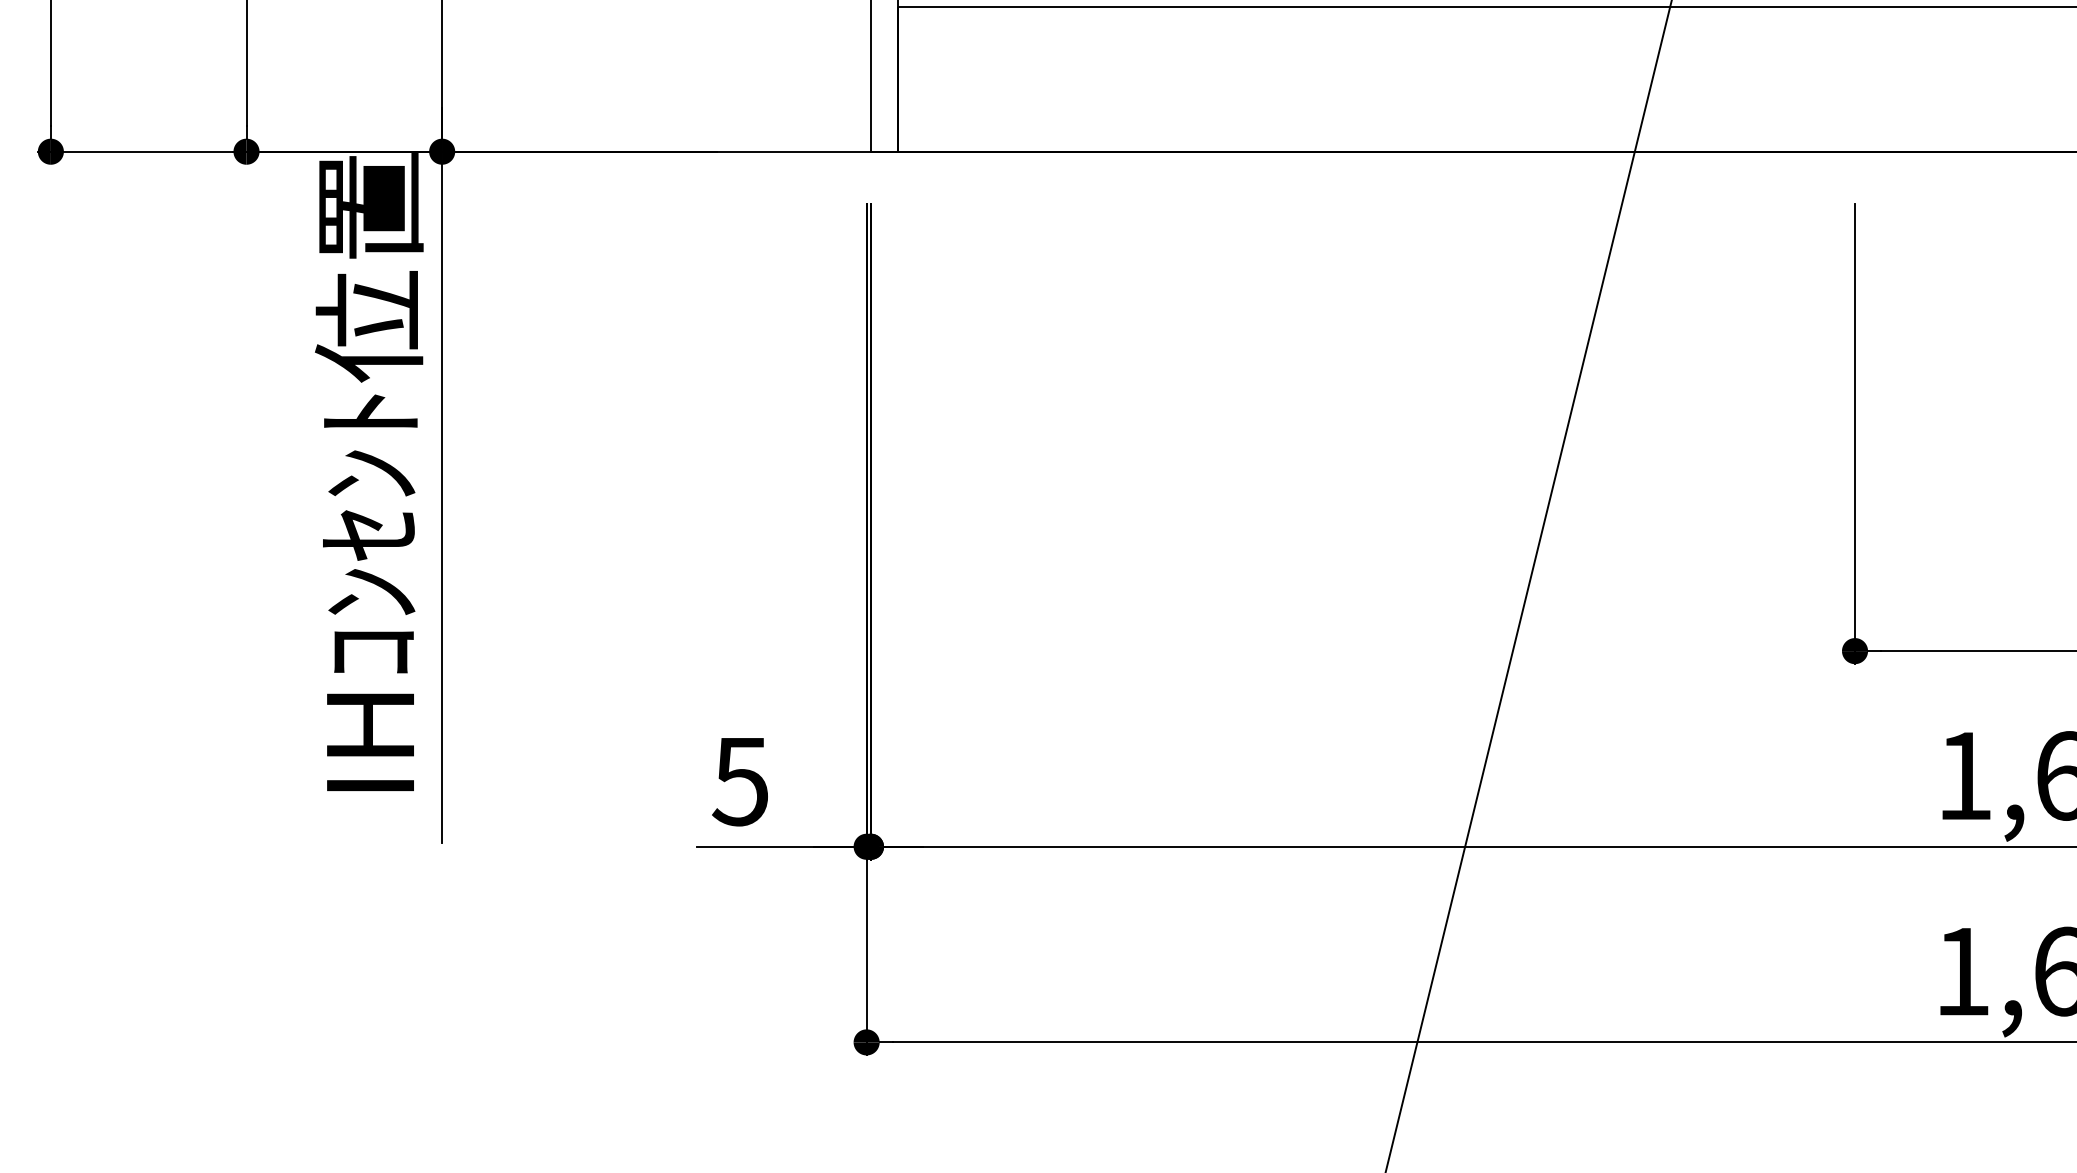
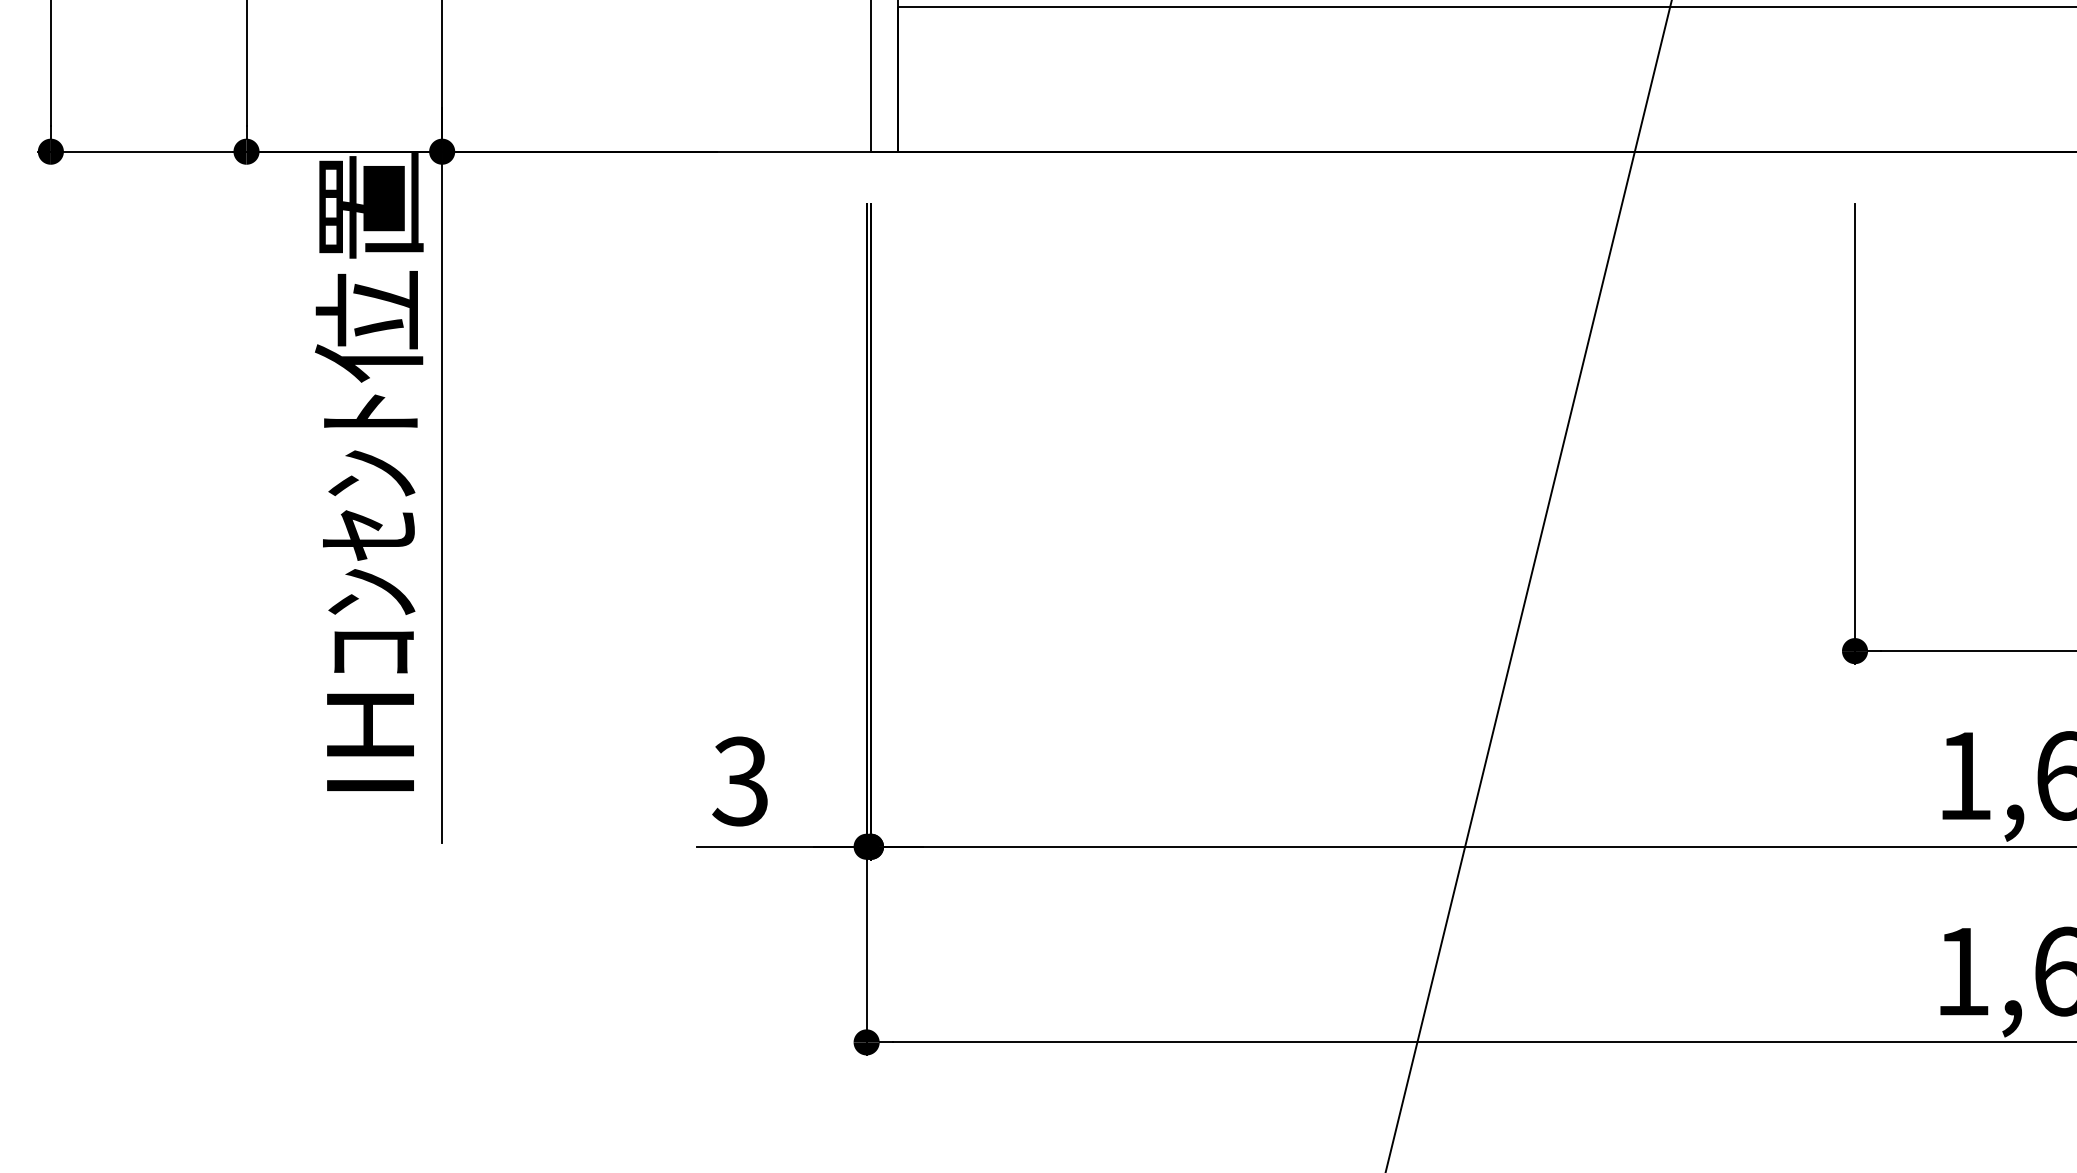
text: 5 -> 3 (739, 781)
